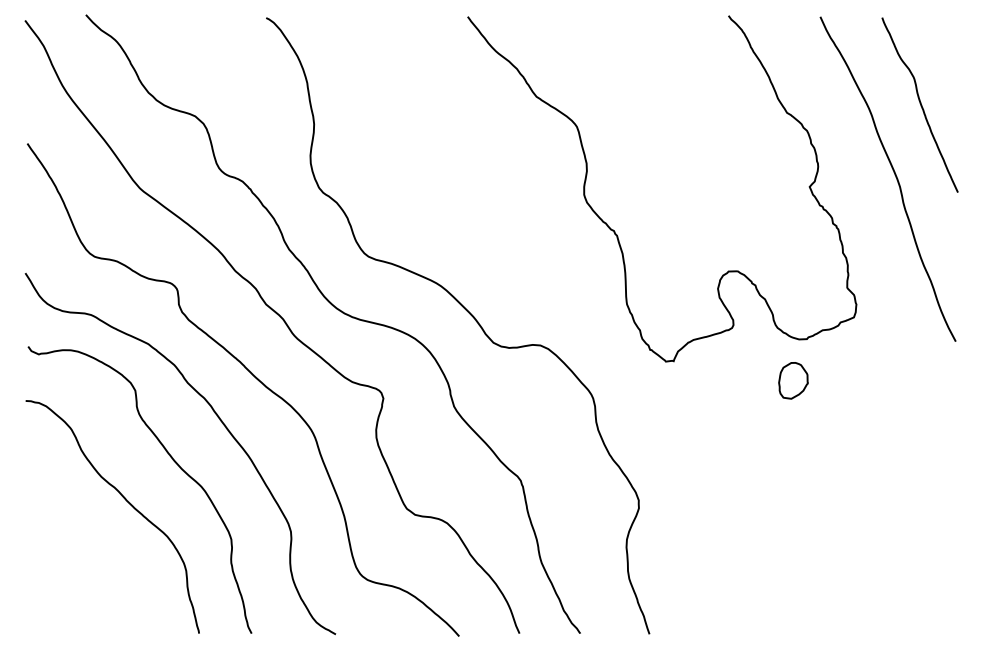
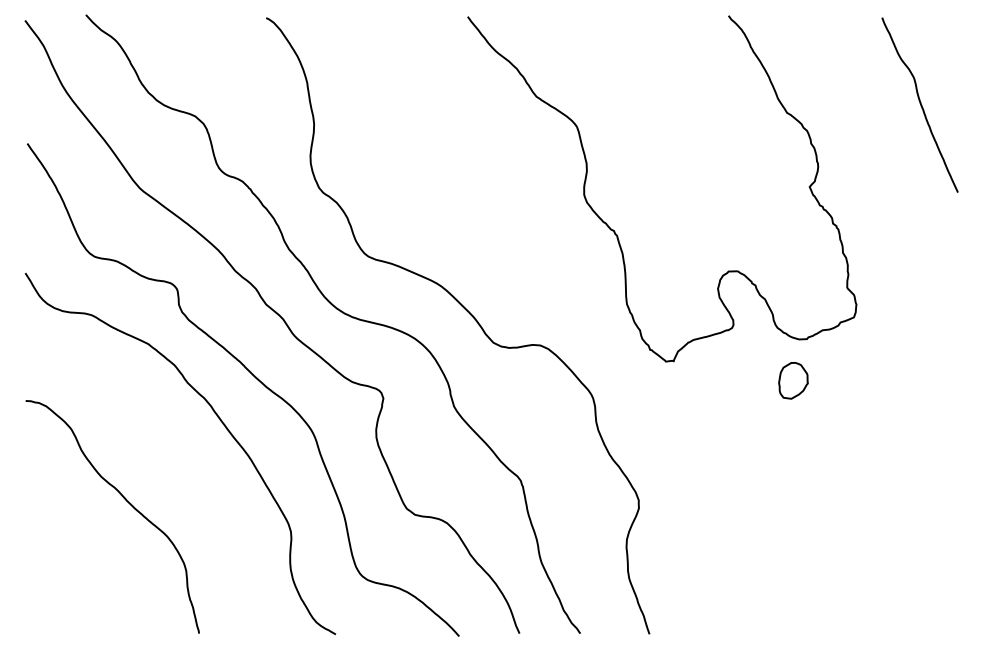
curve: present -> none (894, 175)
curve: present -> none (172, 460)
